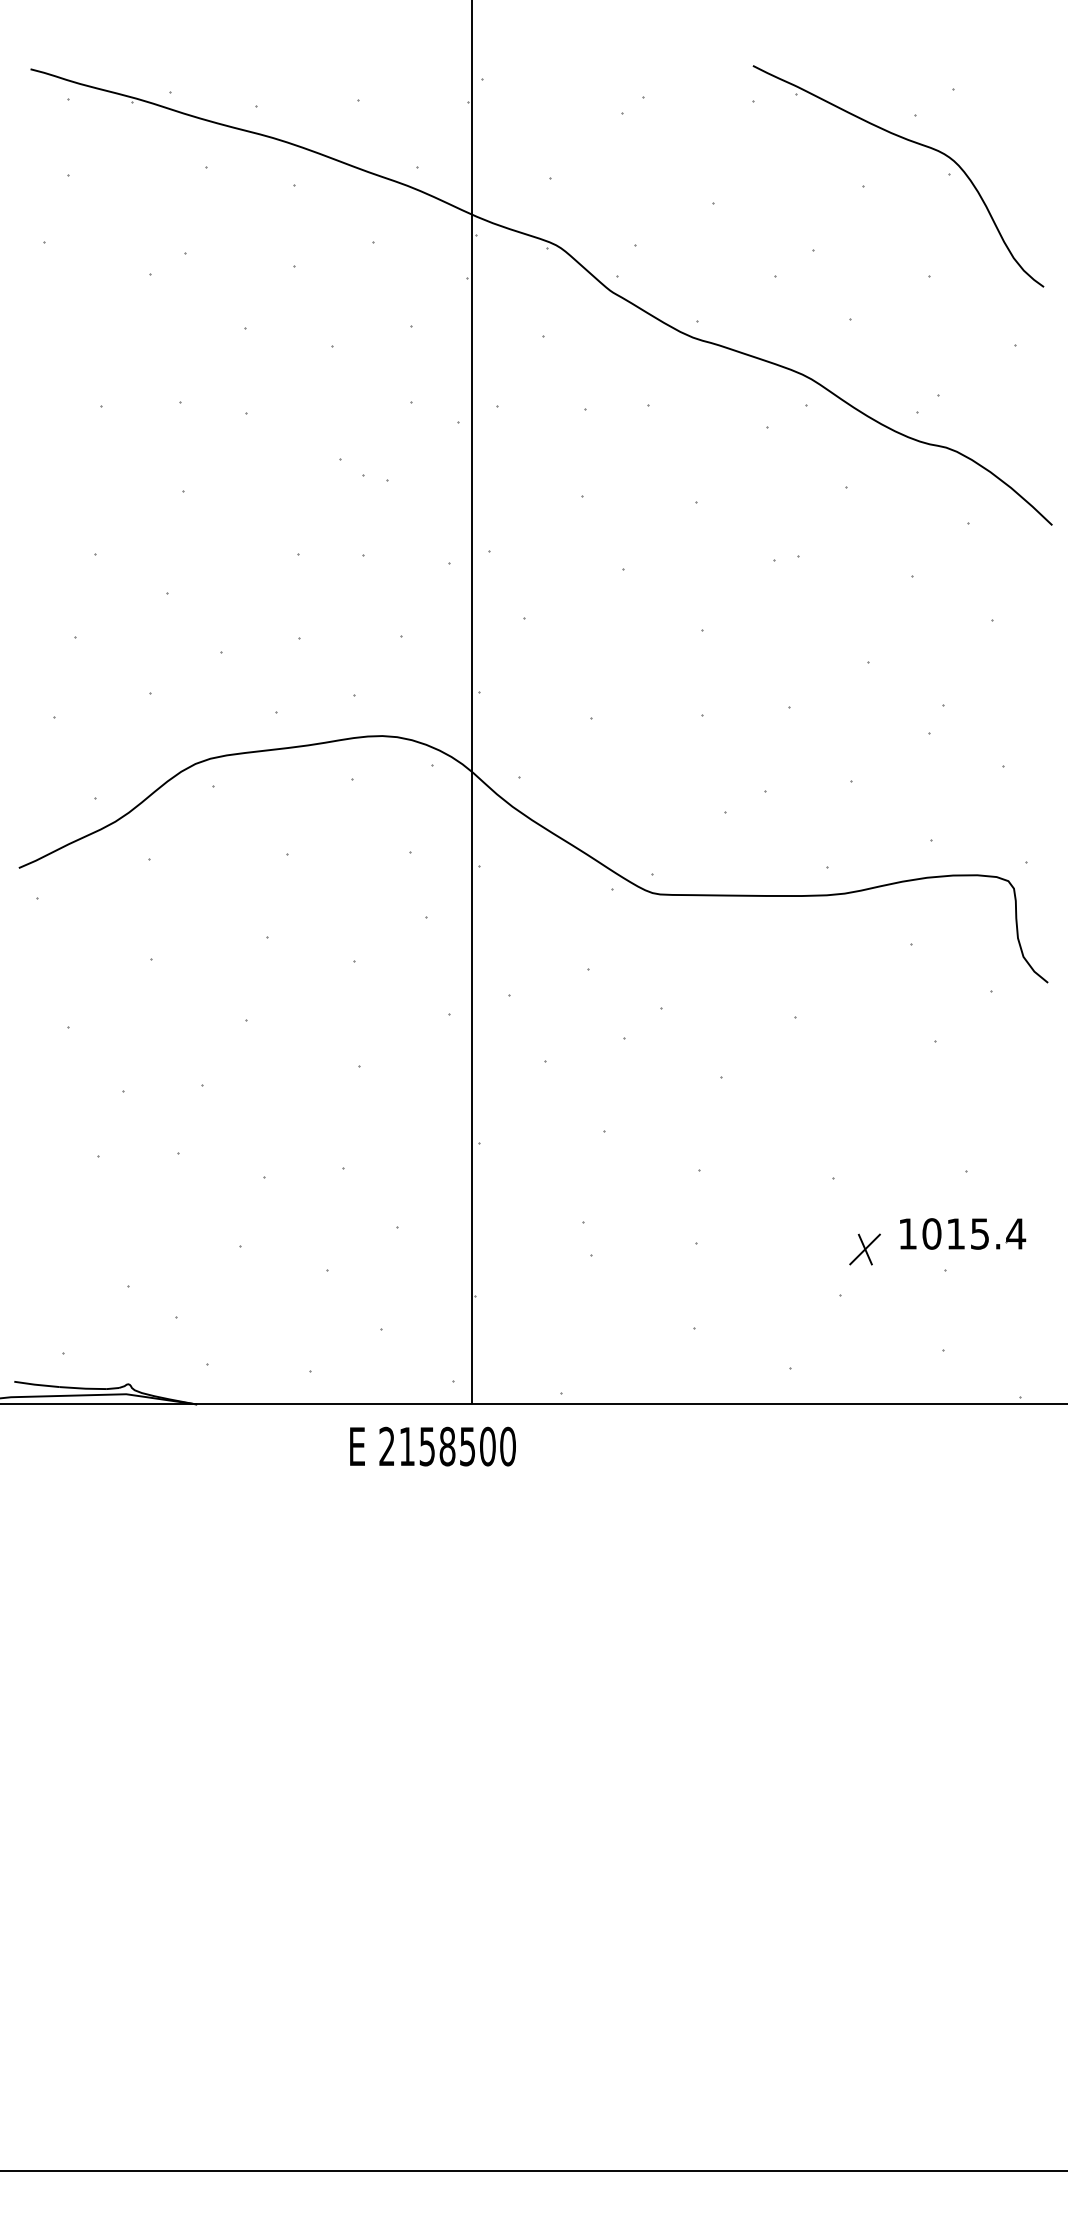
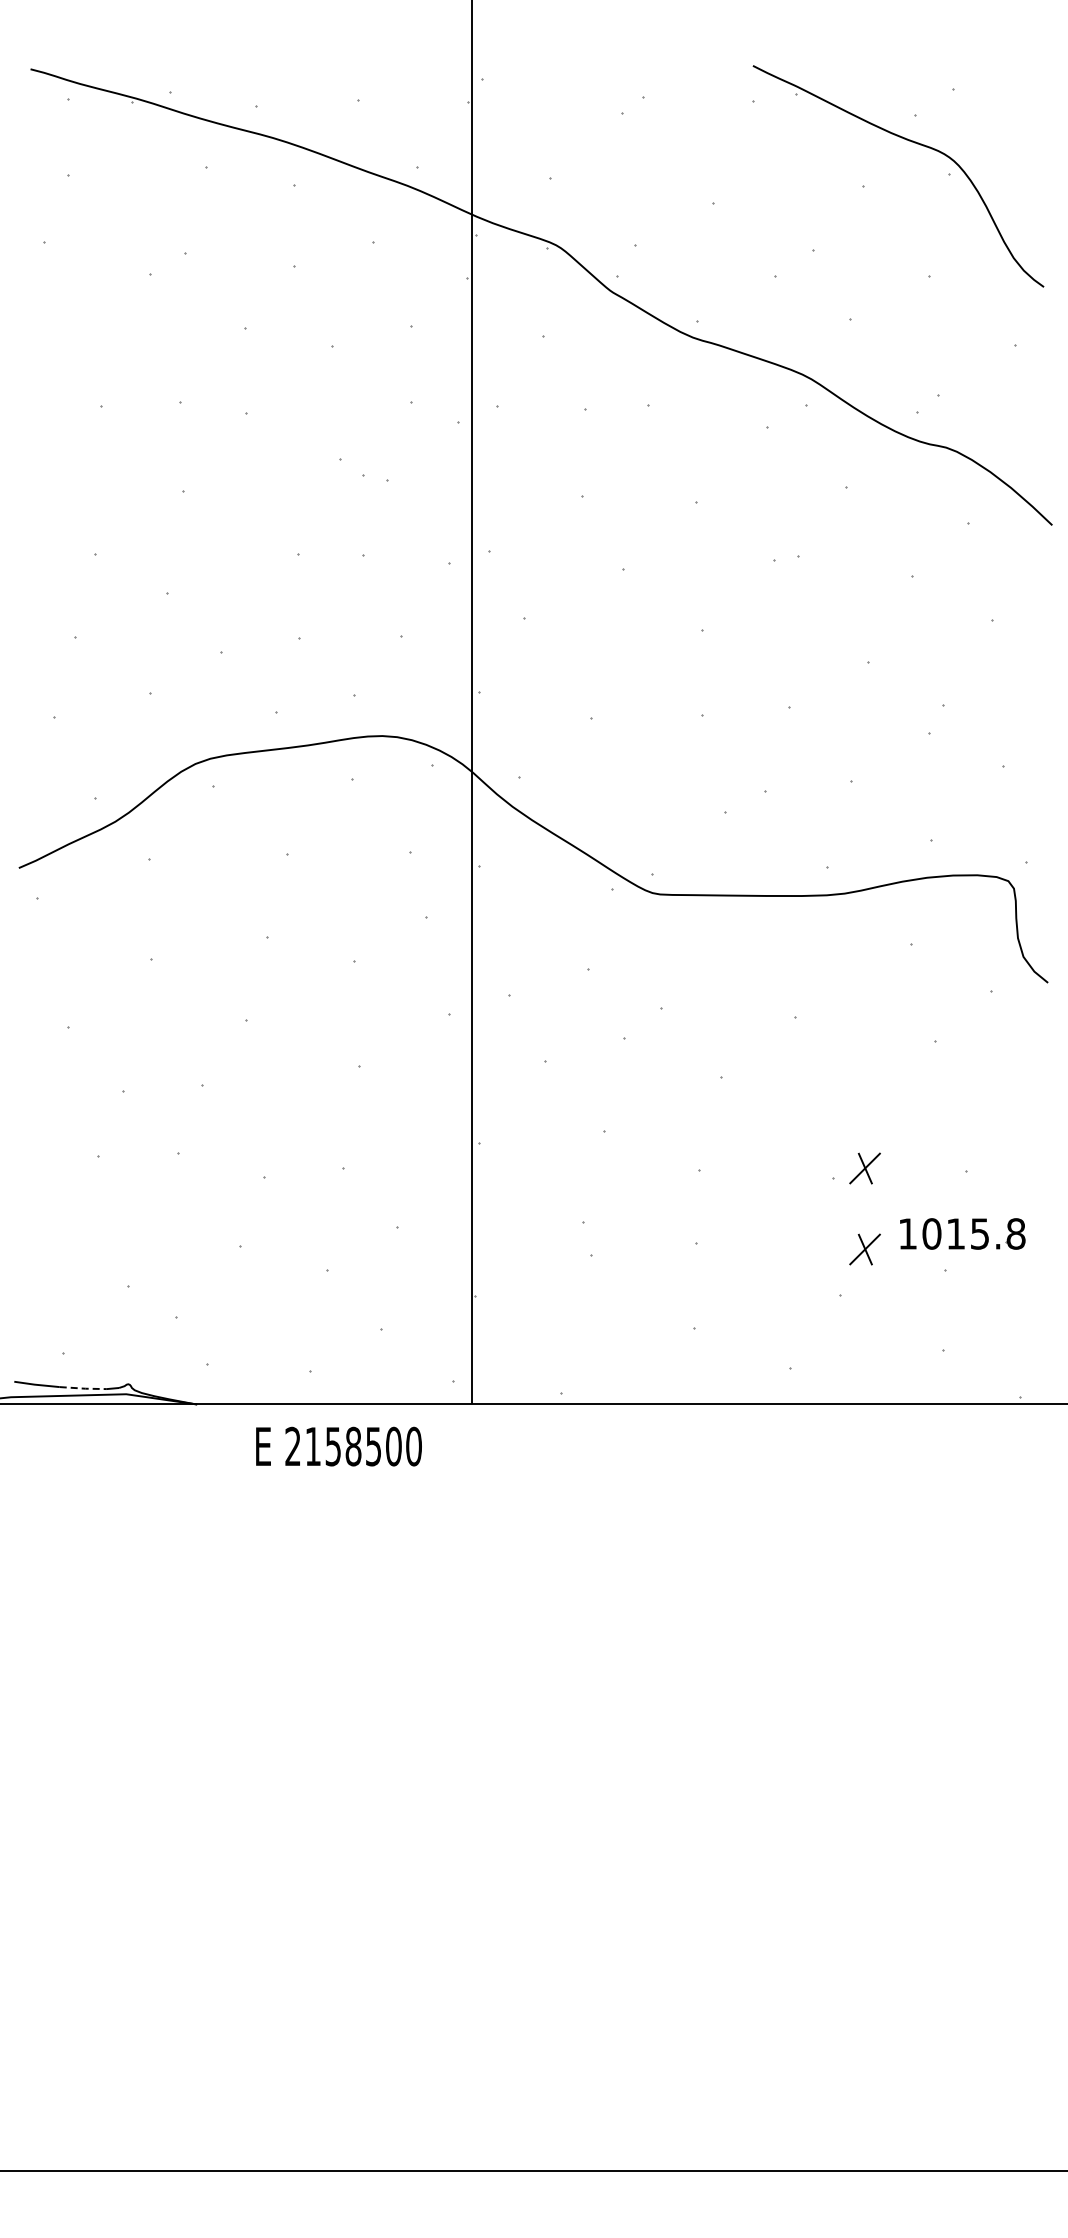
part: none -> present (864, 1168)
text: 1015.4 -> 1015.8 (1016, 1233)
line: solid -> dashed (84, 1388)
text position: (432, 1446) -> (338, 1446) (338, 1446)
